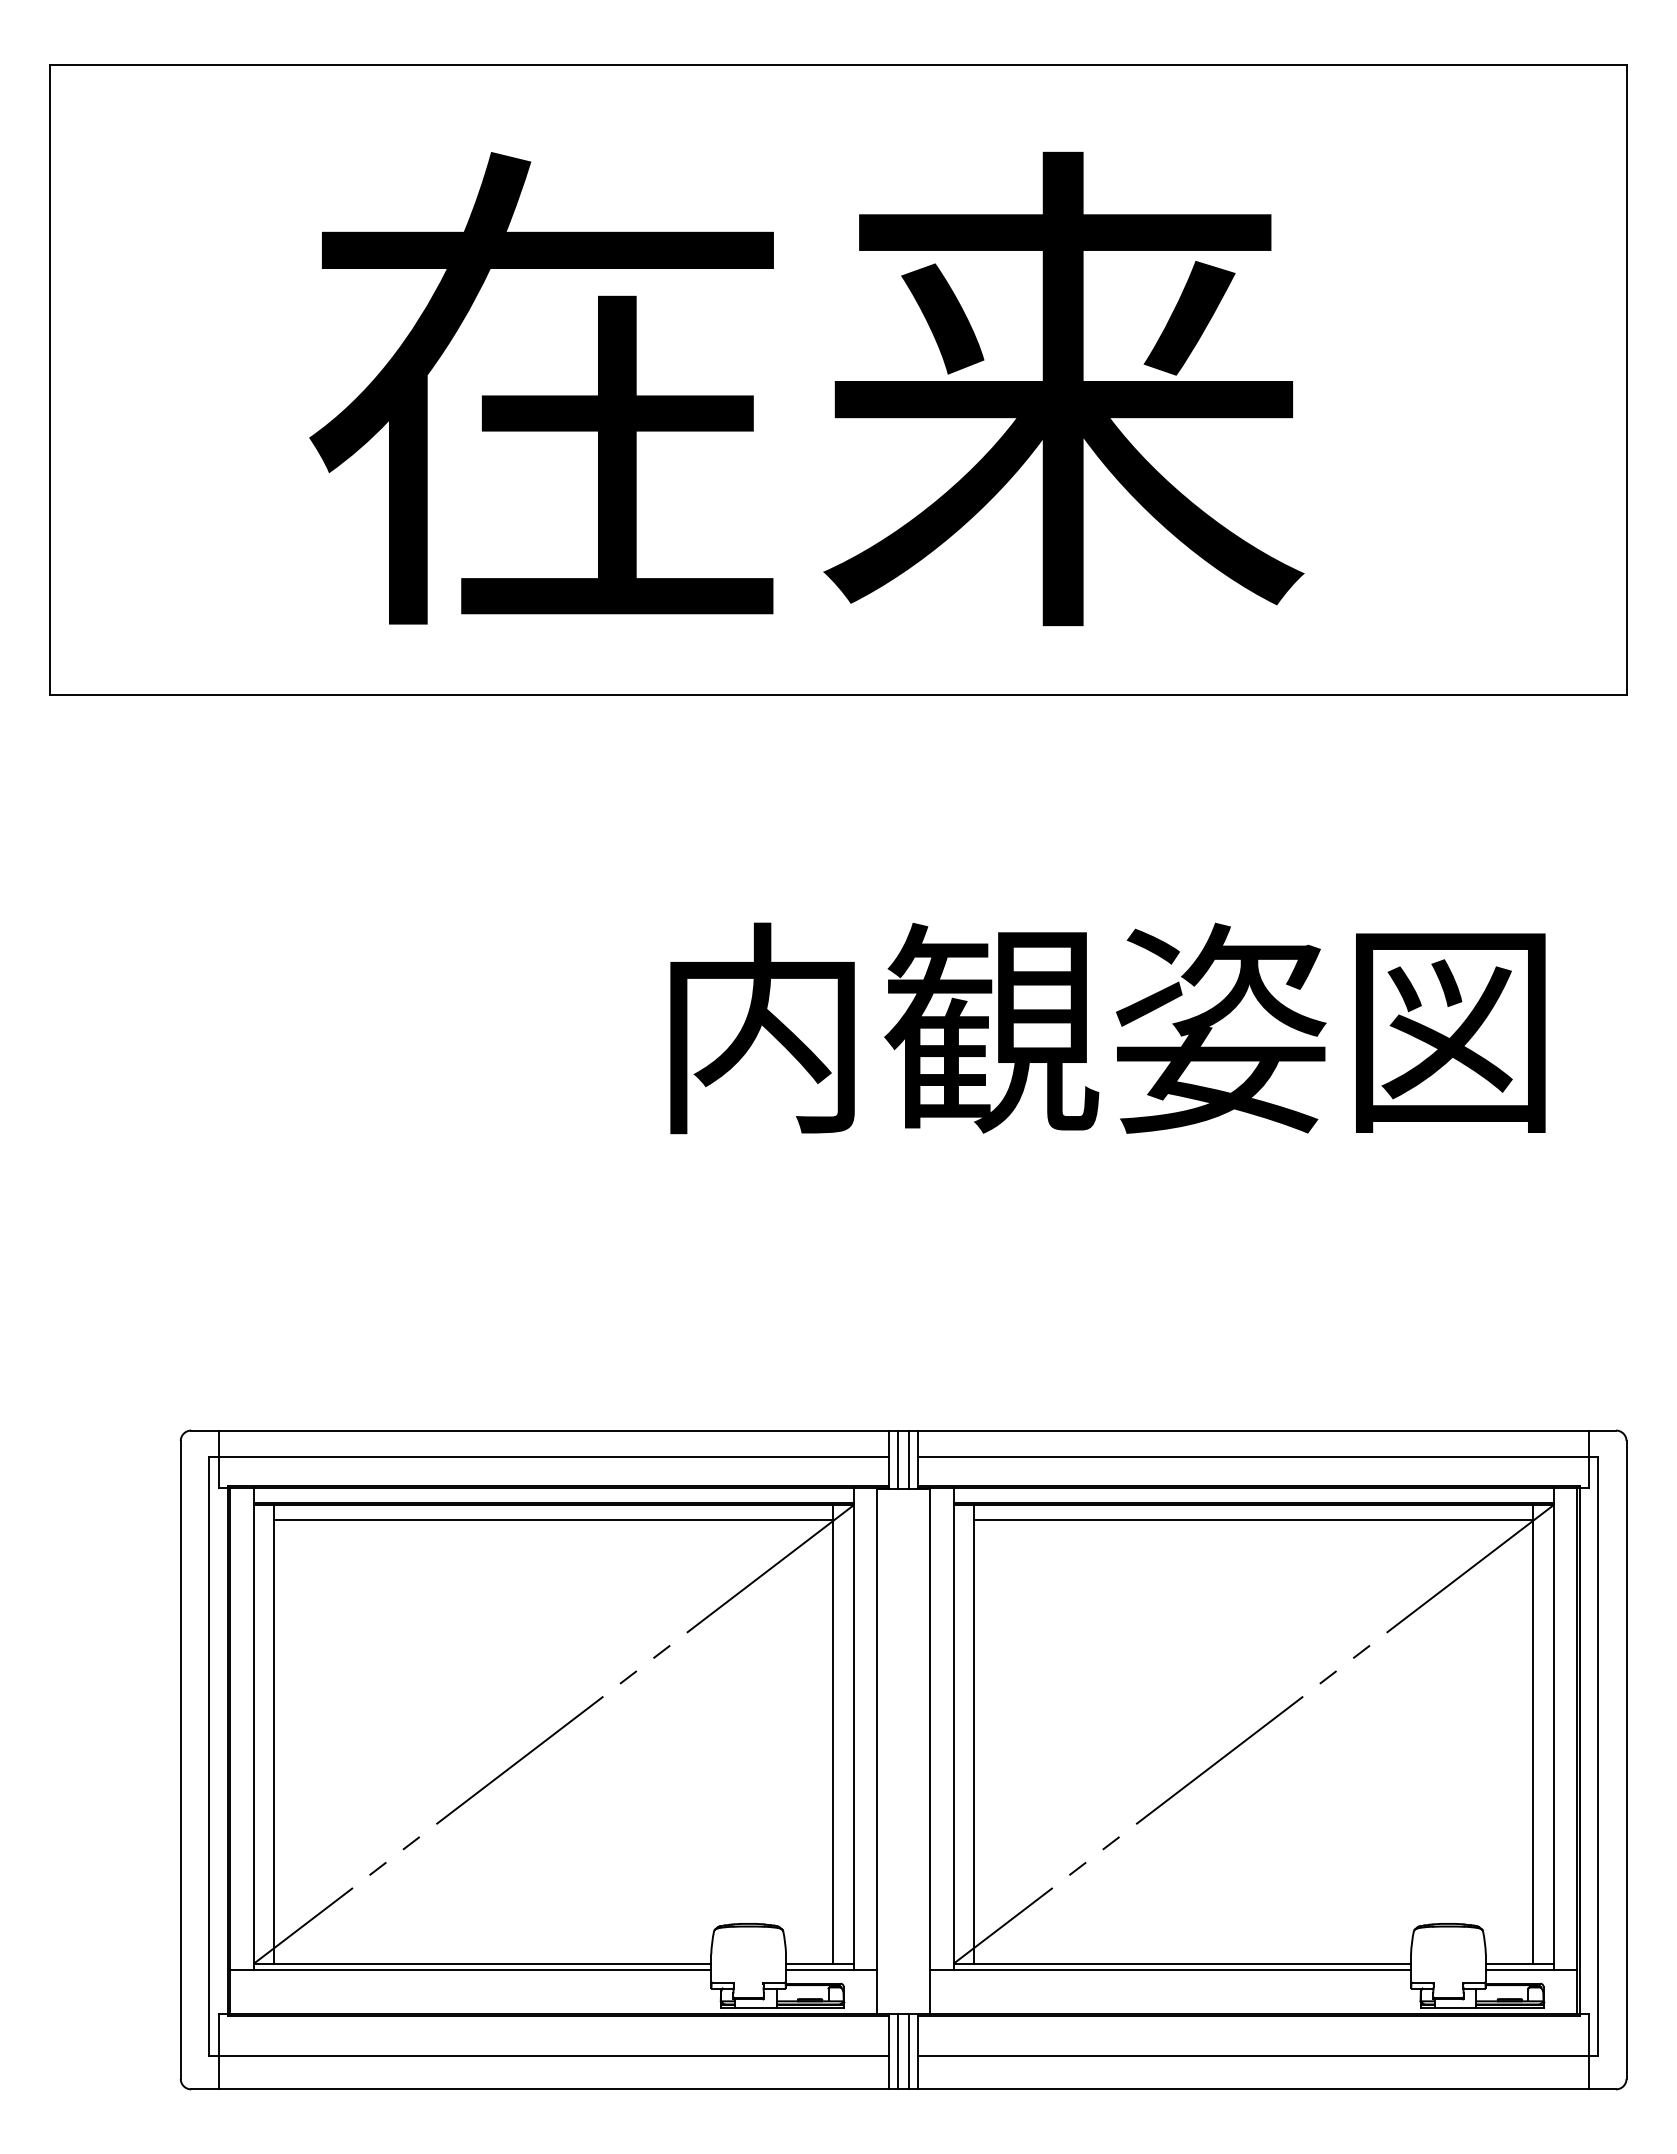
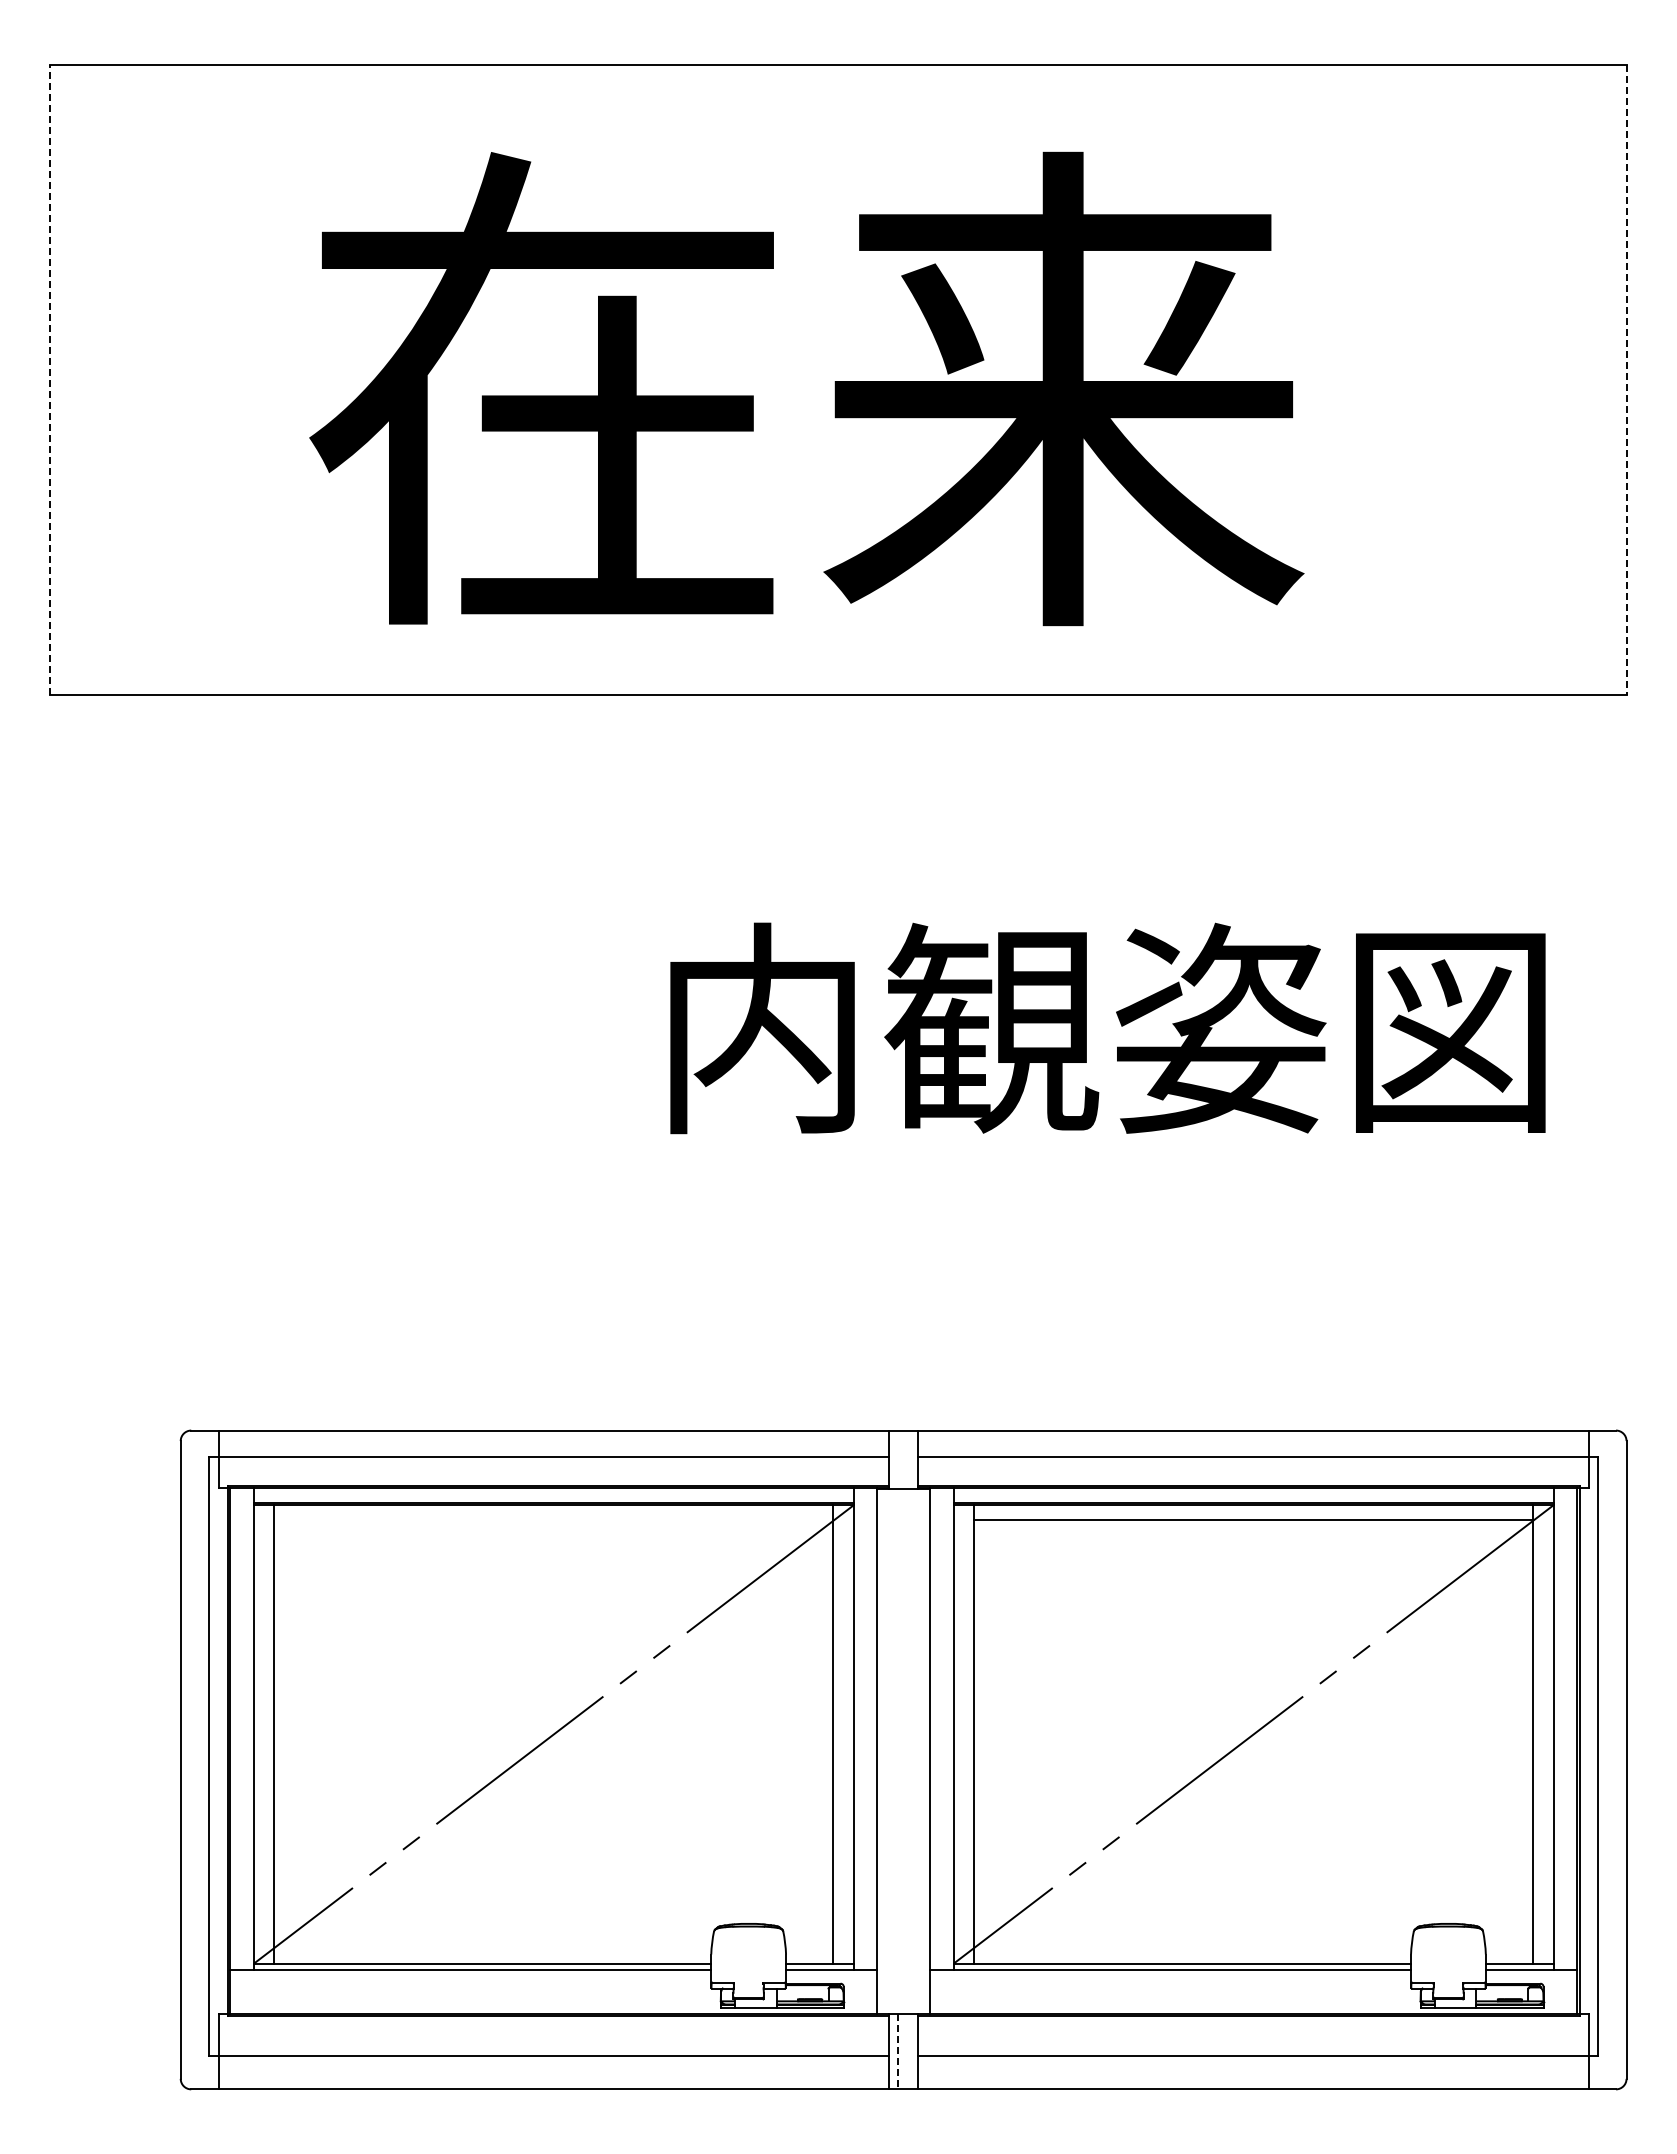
line: solid -> dashed (50, 379)
line: solid -> dashed (1626, 380)
line: present -> none (898, 1459)
line: present -> none (908, 1459)
line: present -> none (553, 1520)
line: solid -> dashed (898, 2051)
line: present -> none (908, 2051)
